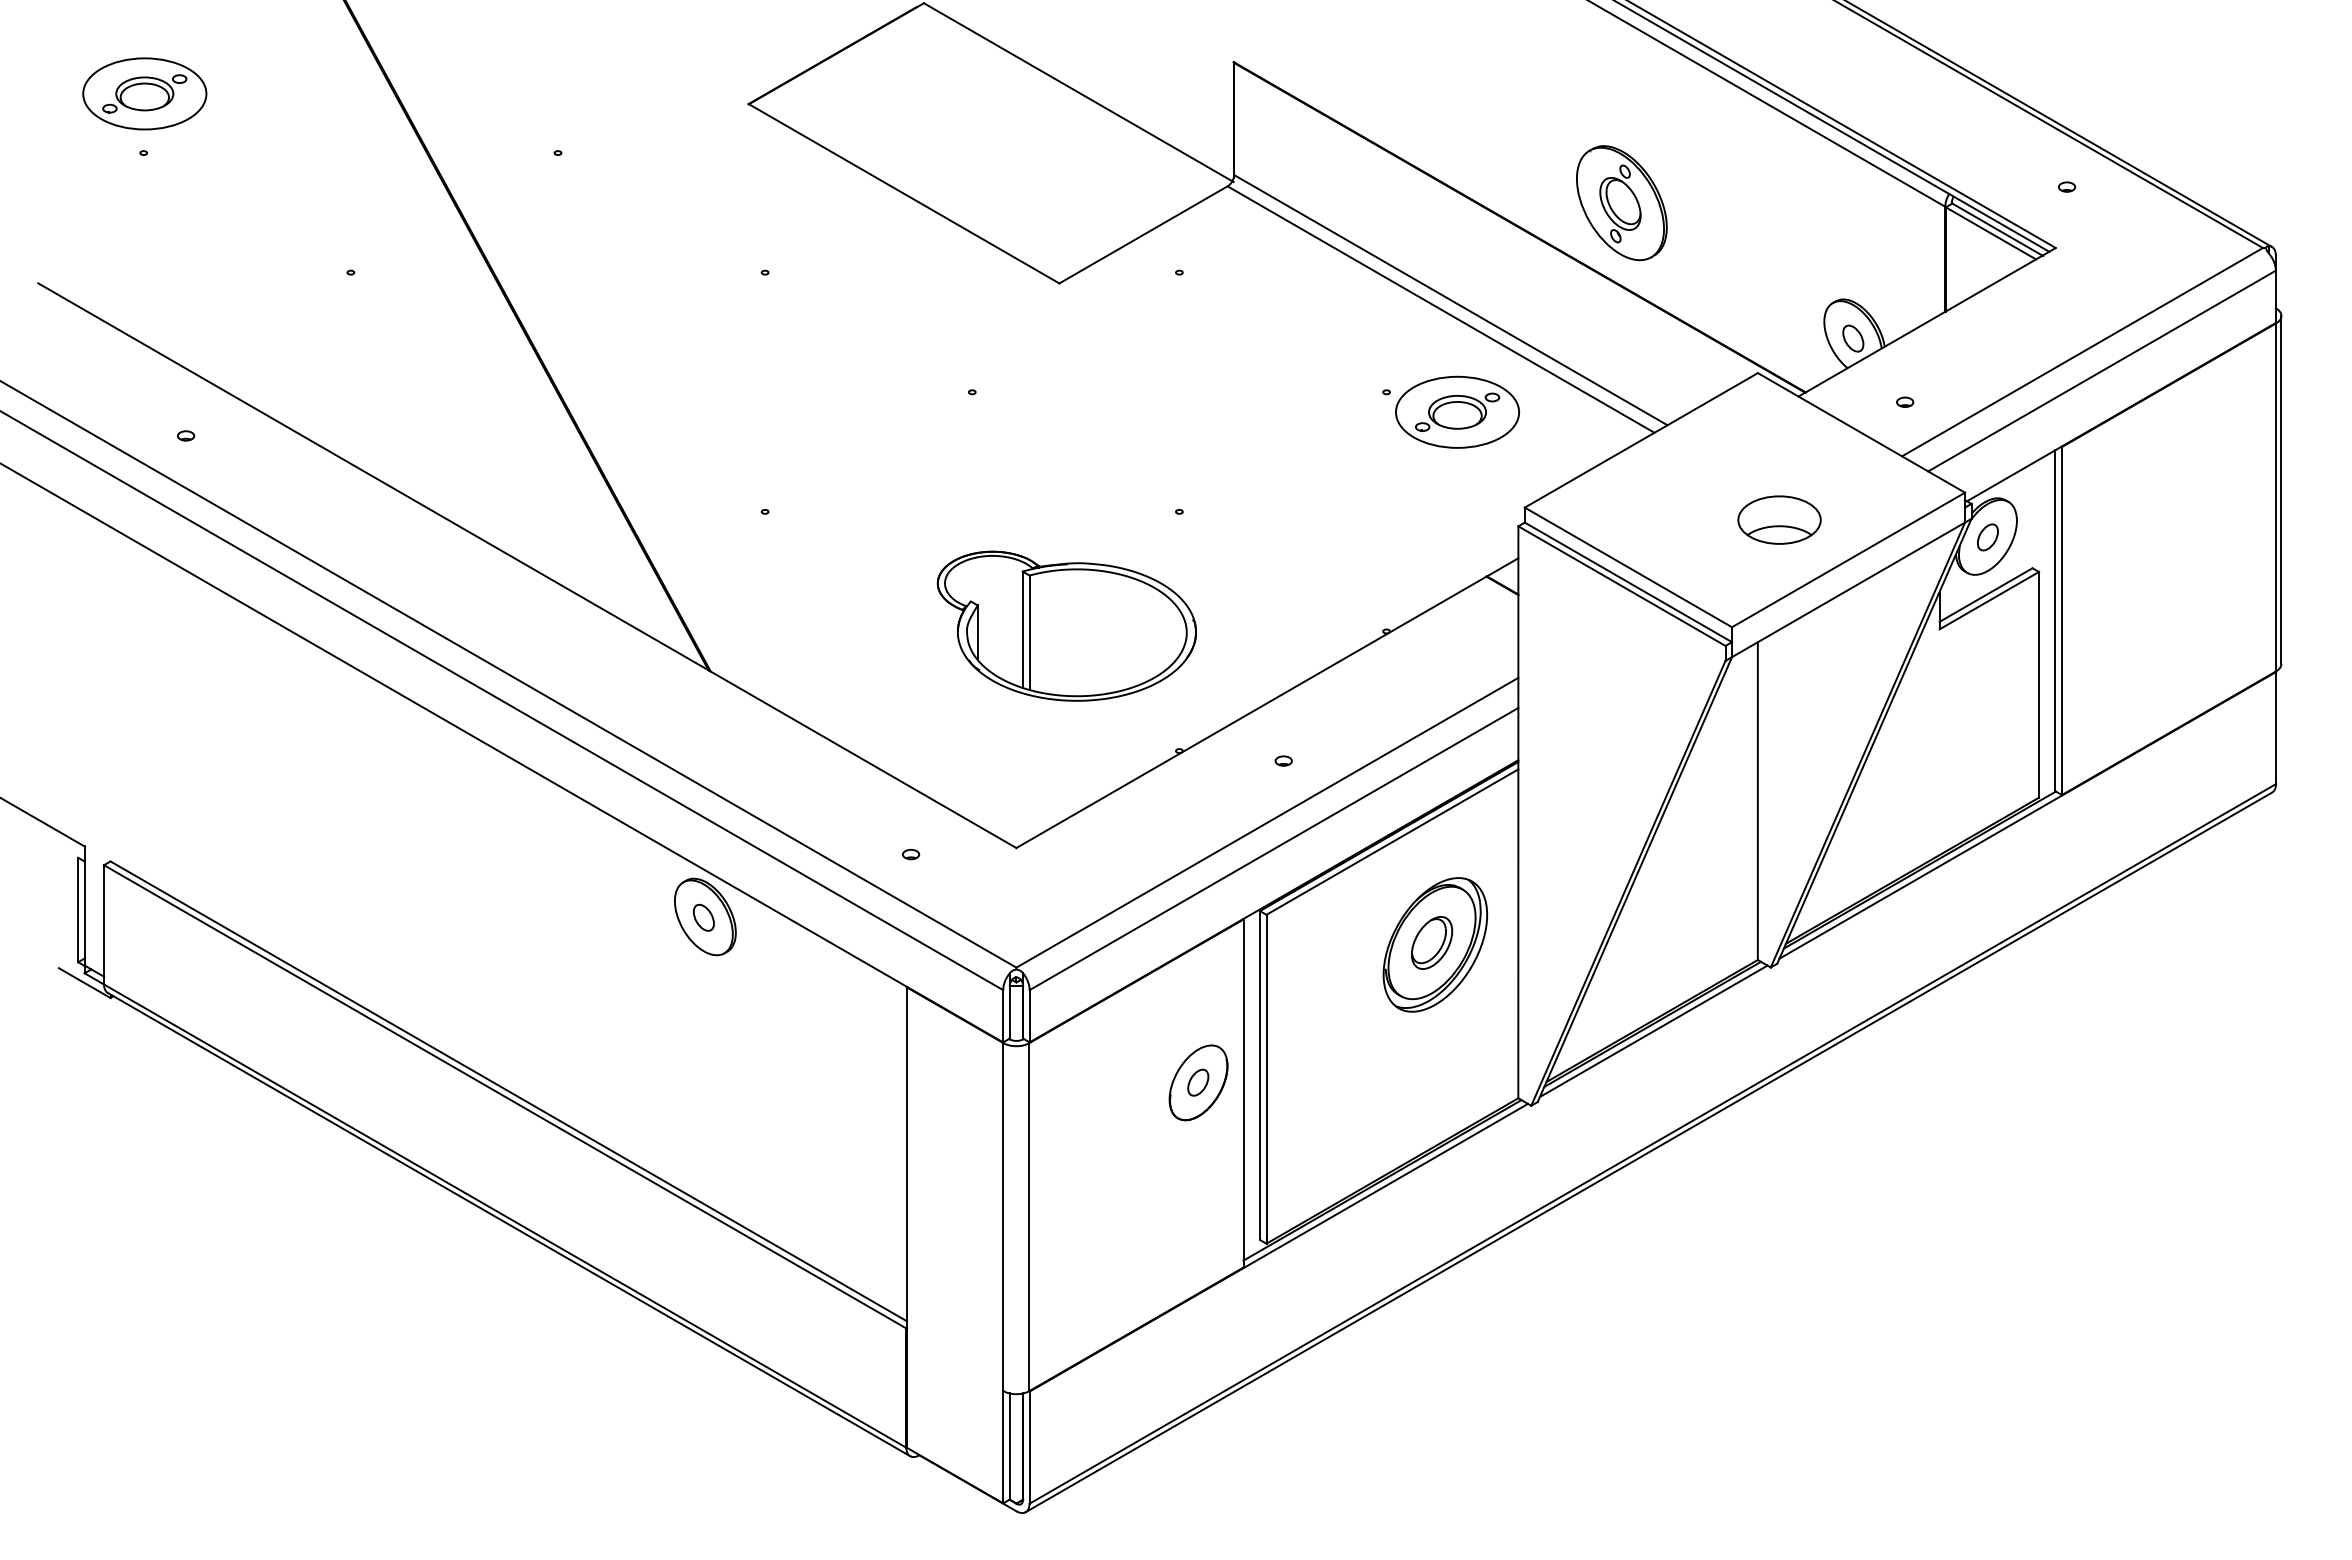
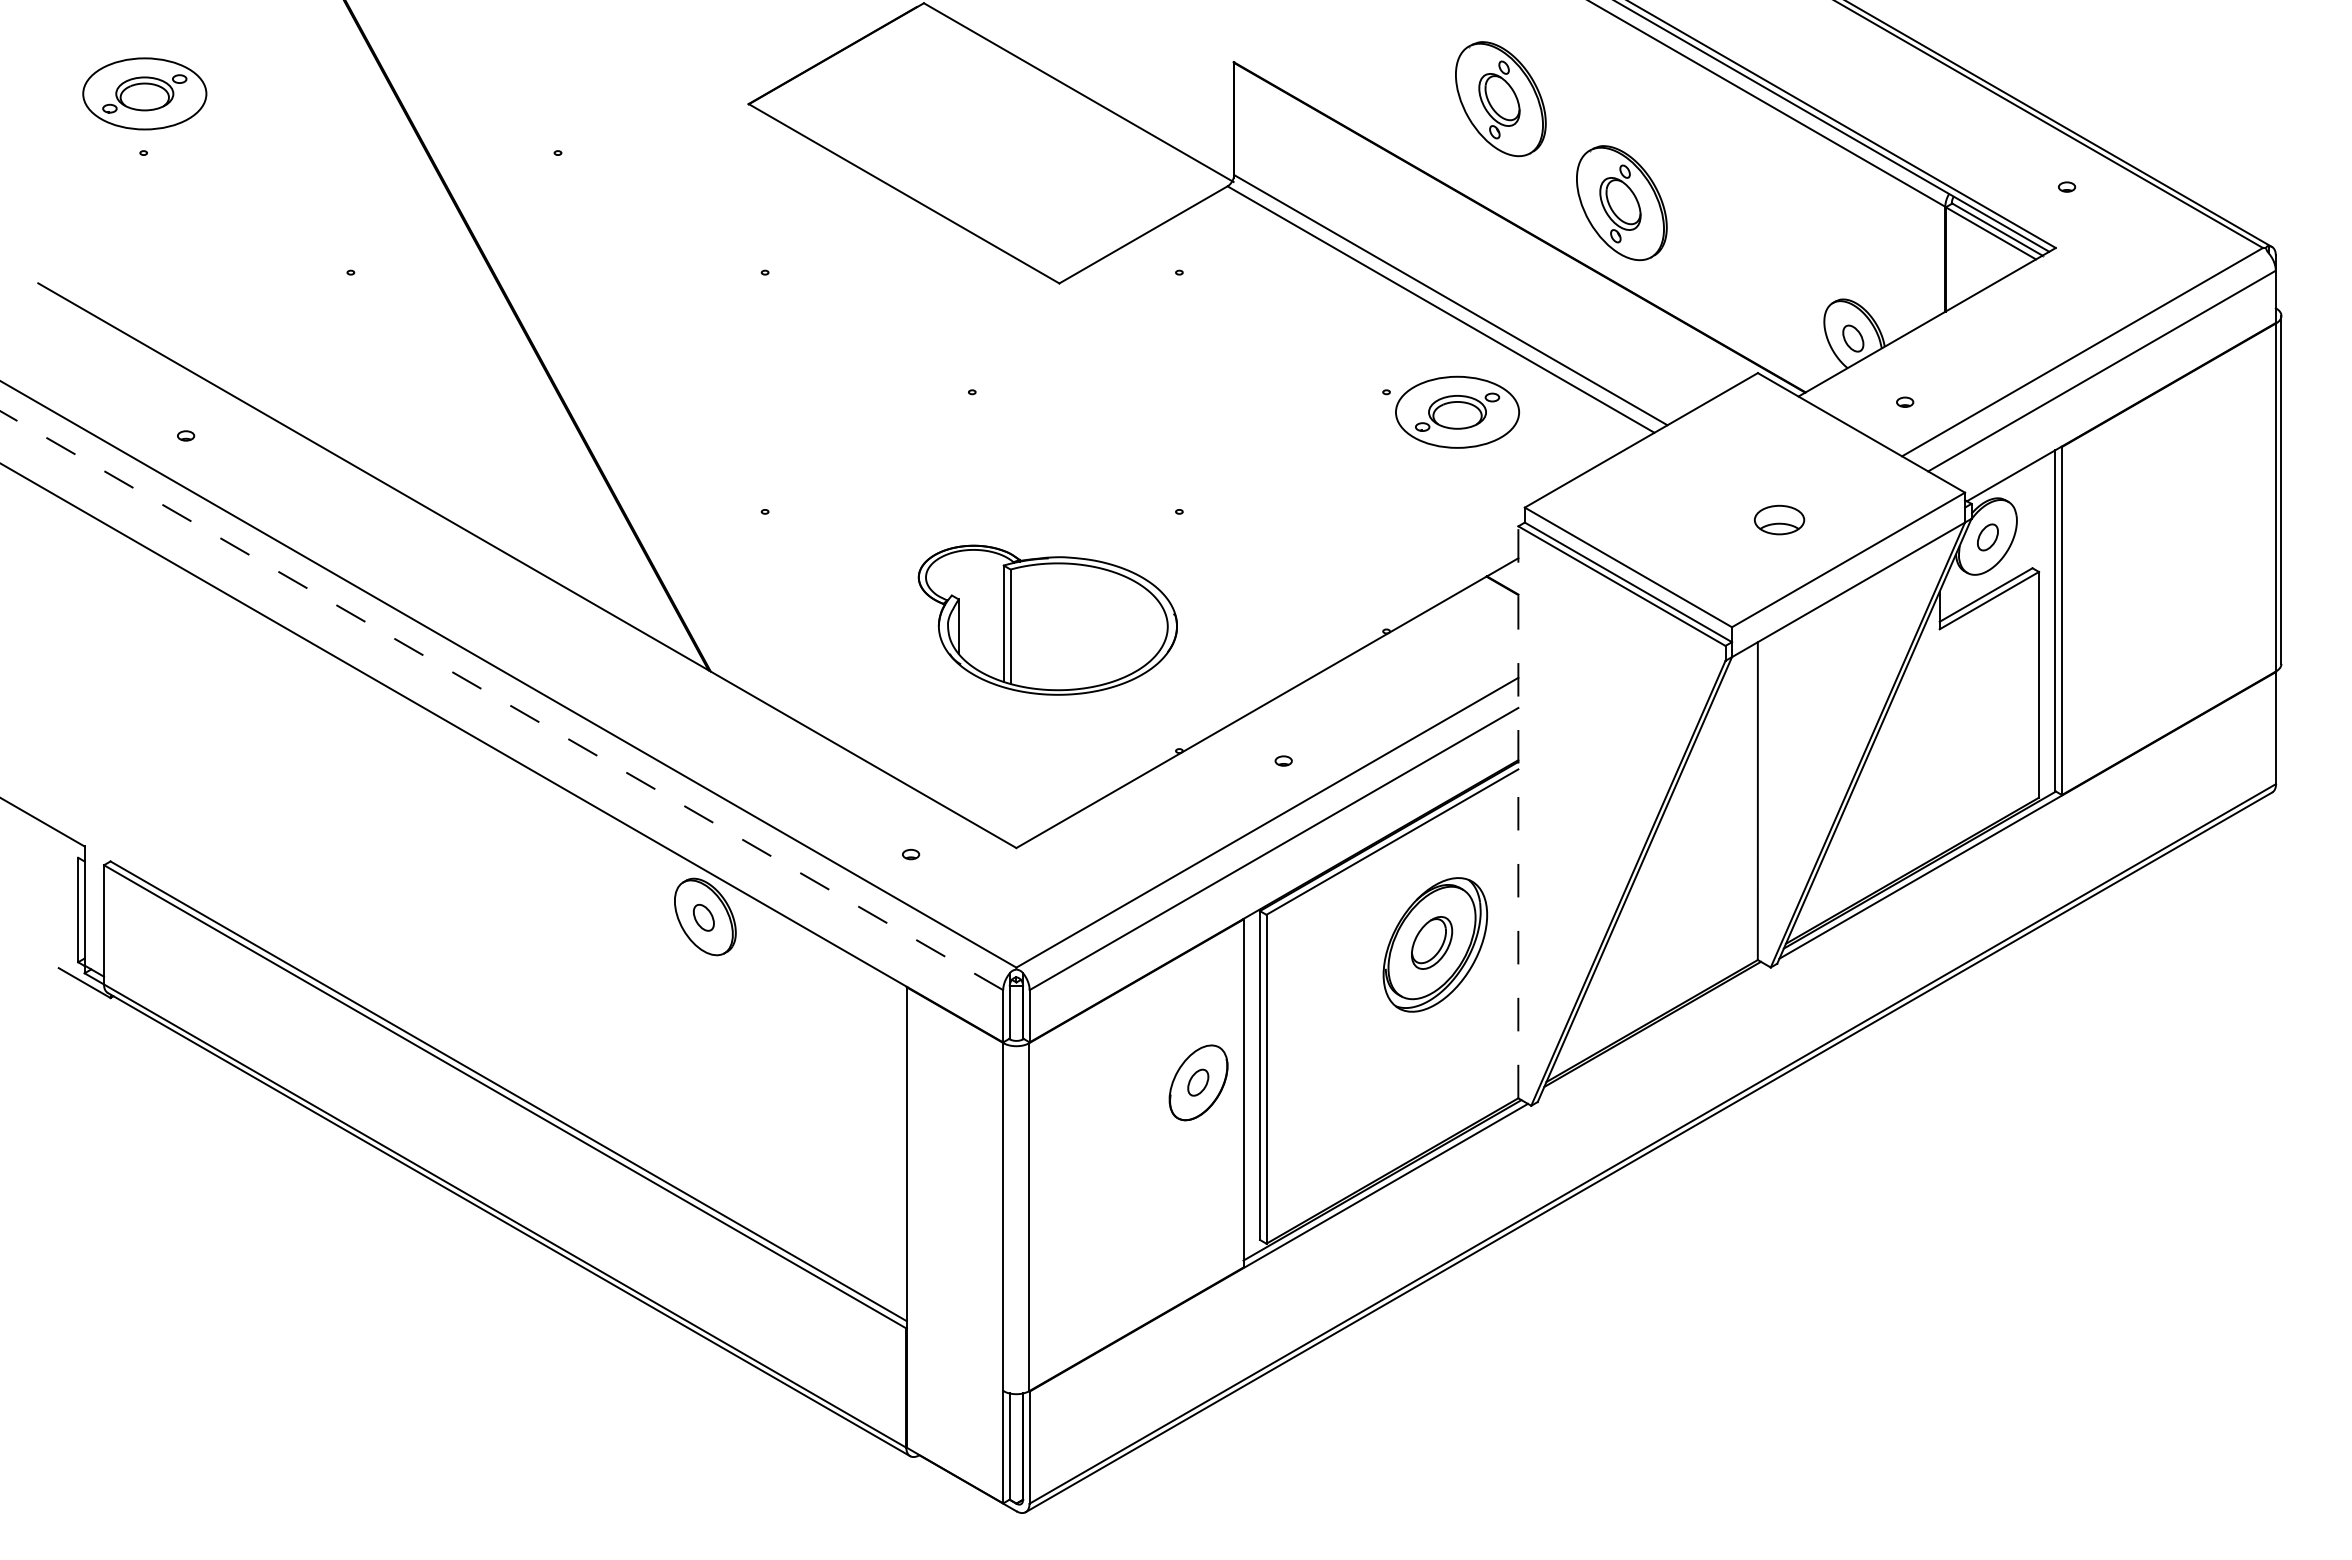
part: none -> present (1500, 99)
part size: 85x50 px -> 52x32 px (1779, 519)
part position: (1066, 625) -> (1047, 619) (1047, 619)
line: solid -> dashed (501, 700)
line: solid -> dashed (1518, 812)
line: present -> none (1653, 1031)
